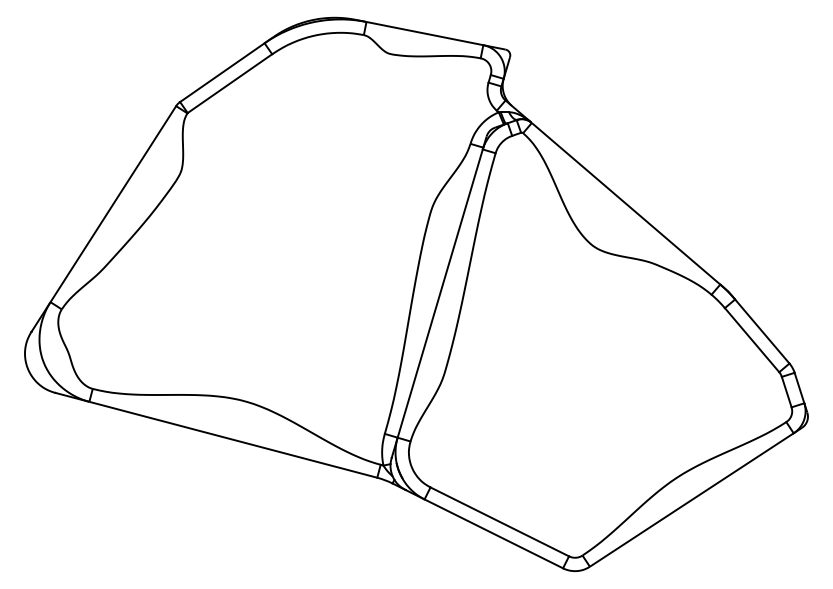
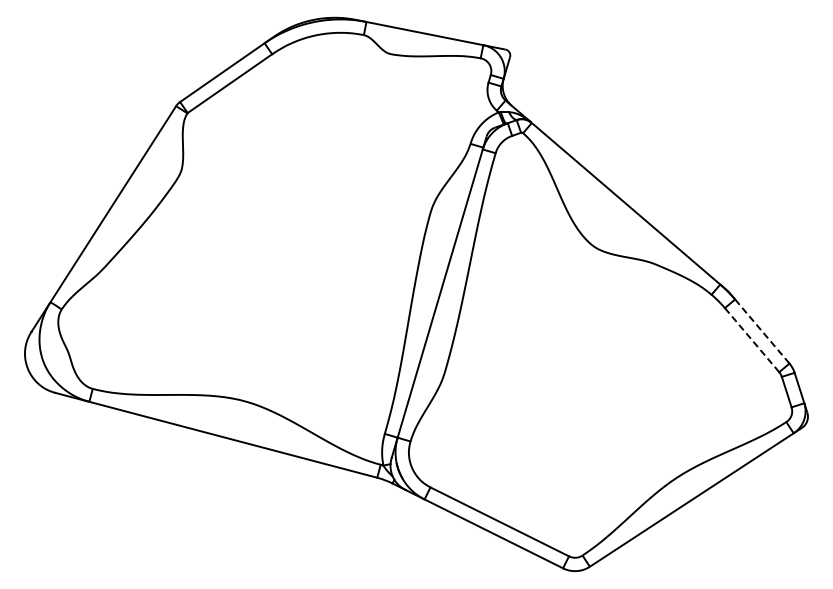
line: solid -> dashed (762, 331)
line: solid -> dashed (751, 339)
